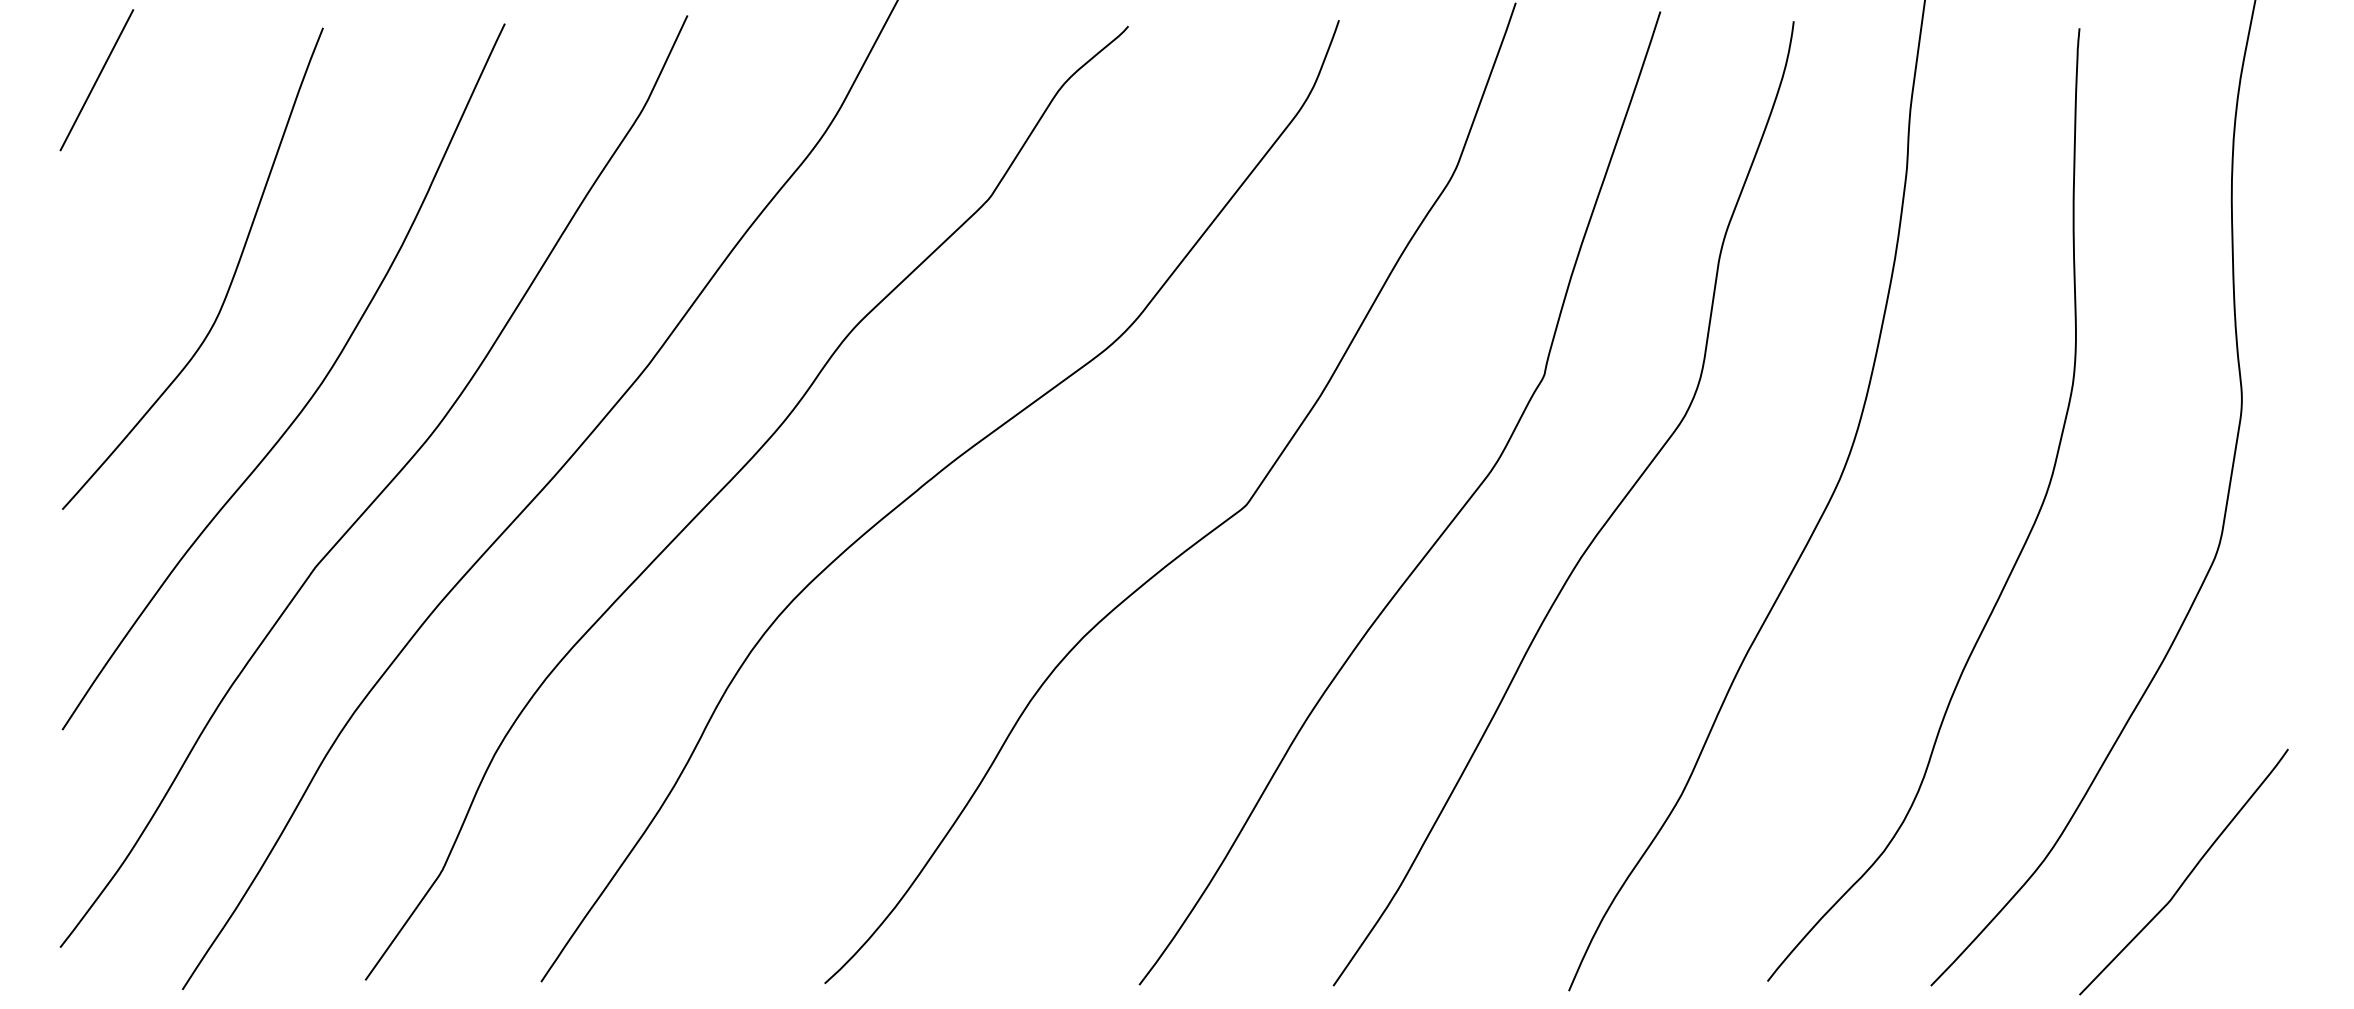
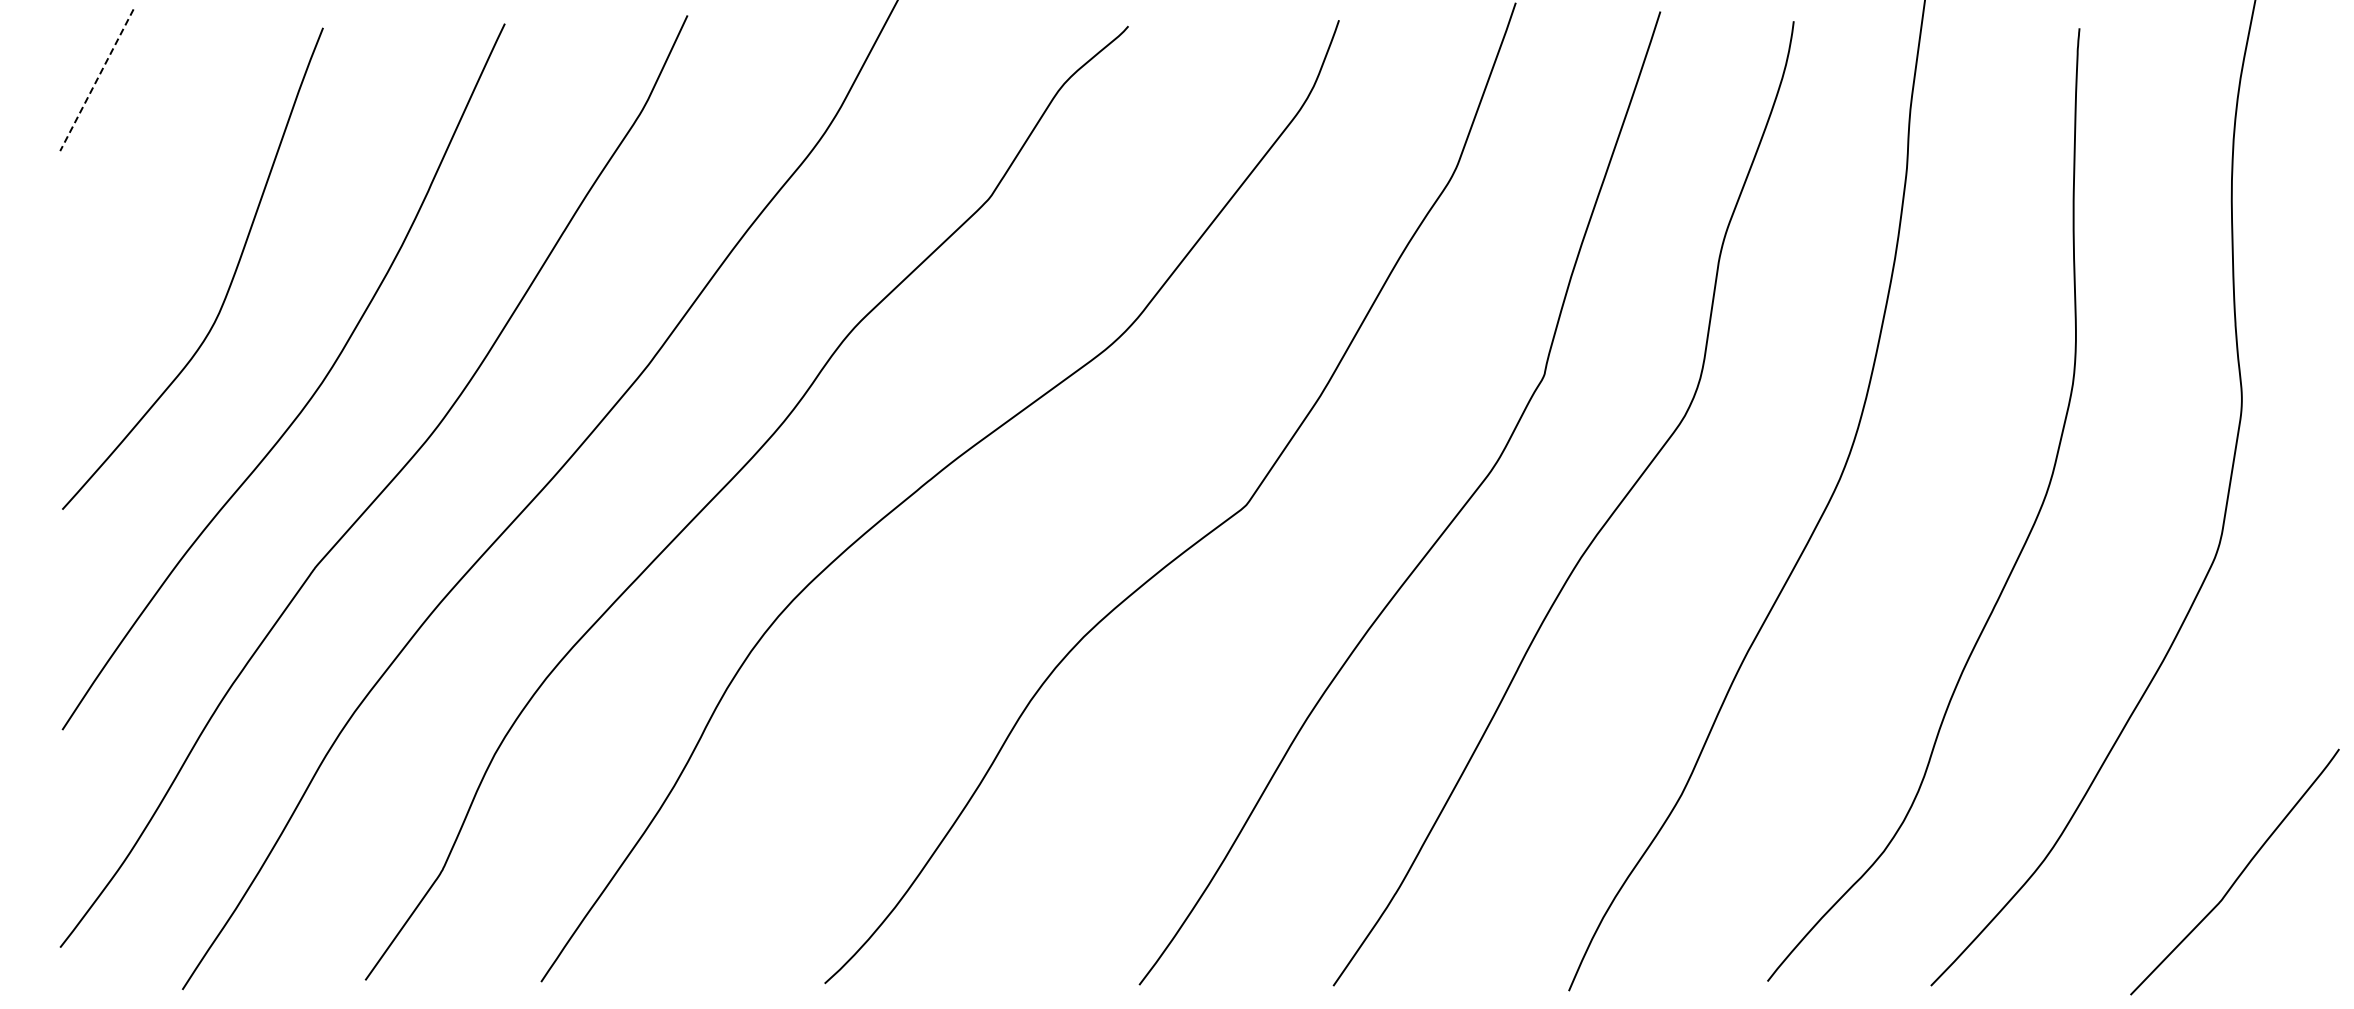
line: solid -> dashed (96, 80)
curve position: (2187, 875) -> (2238, 875) (2238, 875)
